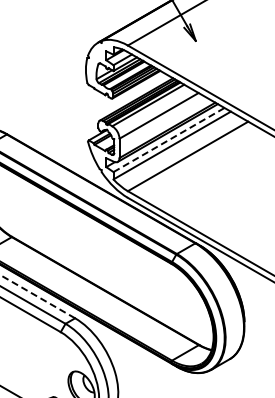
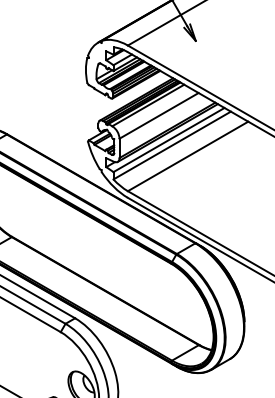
line: dashed -> solid (169, 139)
line: dashed -> solid (37, 296)
